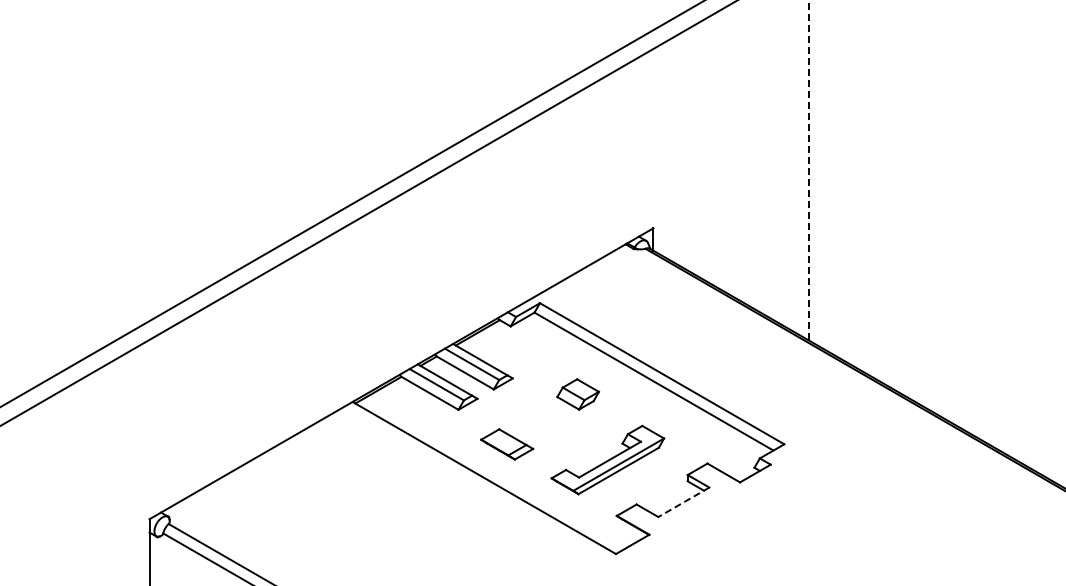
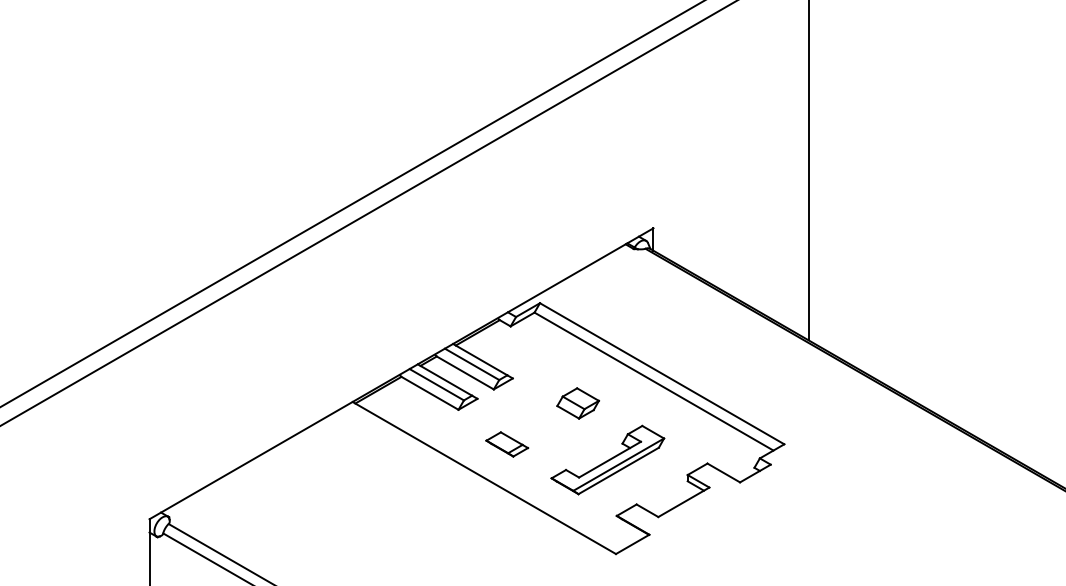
line: dashed -> solid (808, 169)
part position: (577, 394) -> (577, 403) (577, 403)
part size: 55x33 px -> 45x27 px (507, 444)
line: dashed -> solid (683, 502)
